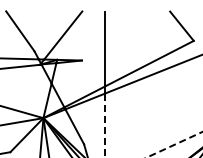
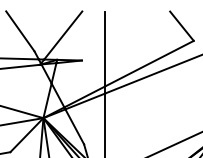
line: dashed -> solid (105, 126)
line: dashed -> solid (174, 144)
